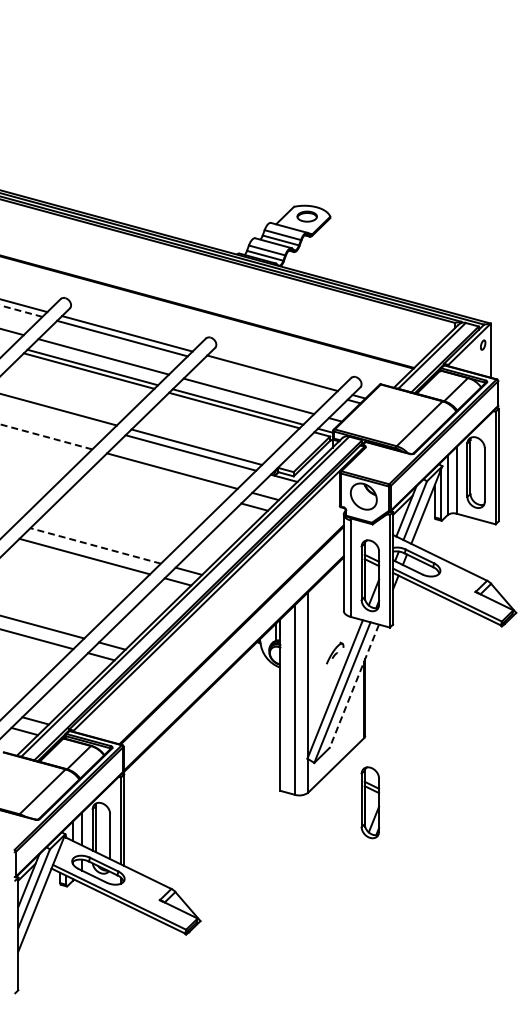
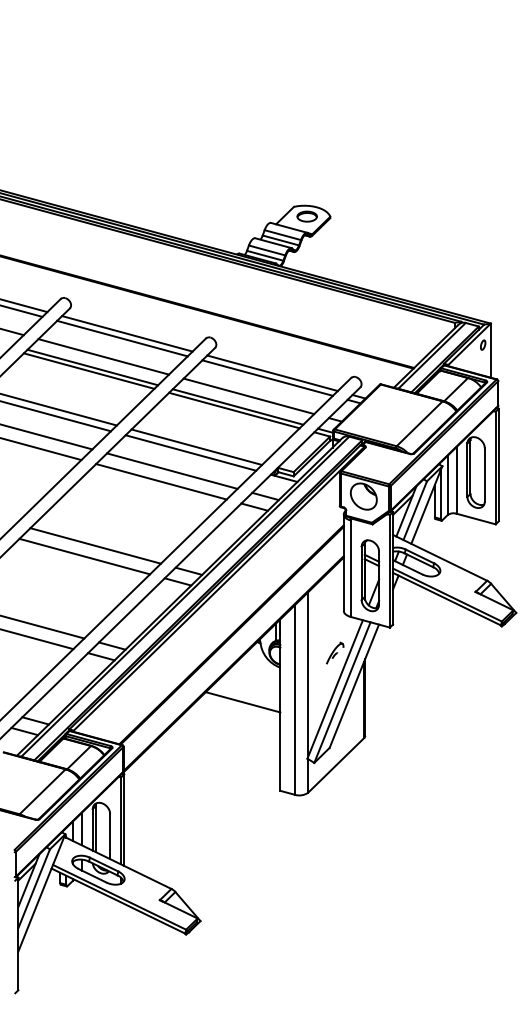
line: dashed -> solid (21, 311)
line: none -> present (267, 377)
line: none -> present (56, 416)
line: dashed -> solid (46, 436)
line: none -> present (41, 449)
line: none -> present (161, 481)
line: dashed -> solid (95, 545)
line: dashed -> solid (354, 686)
line: none -> present (242, 702)
part: present -> none (370, 802)
